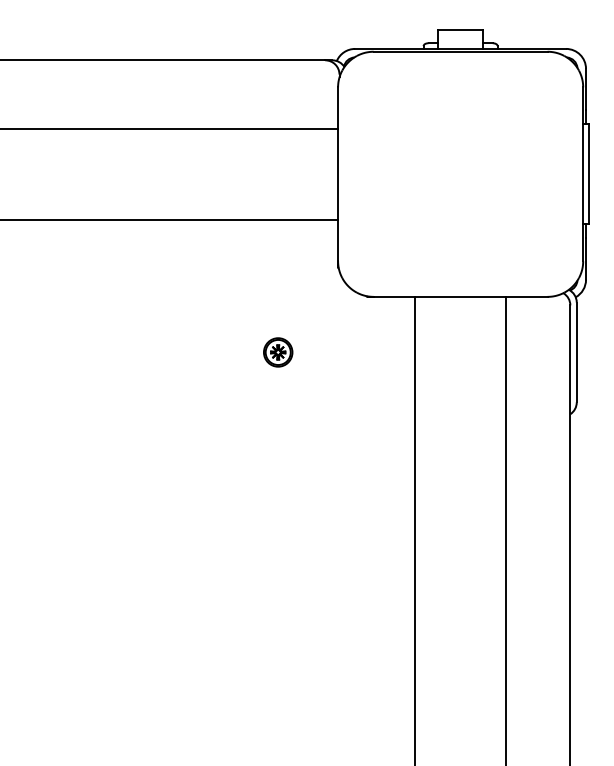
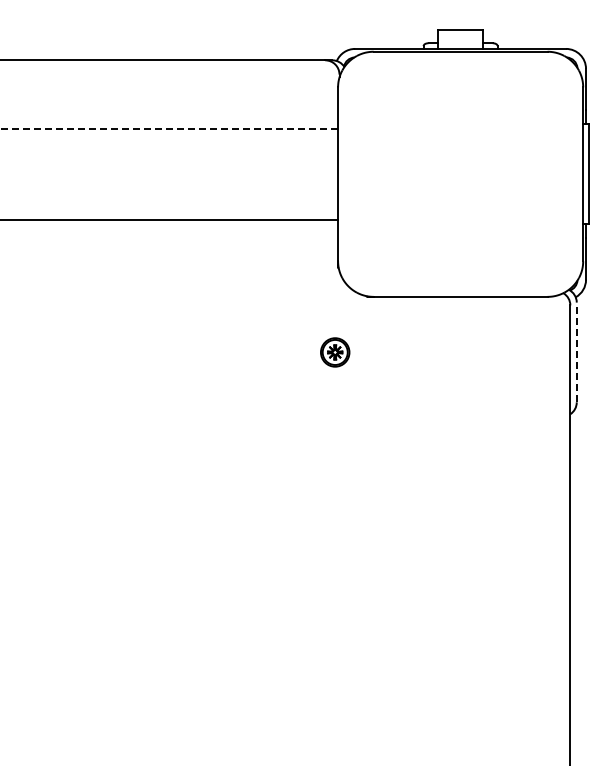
line: solid -> dashed (169, 128)
part position: (278, 352) -> (335, 352) (335, 352)
line: solid -> dashed (576, 352)
line: present -> none (415, 529)
line: present -> none (506, 529)
